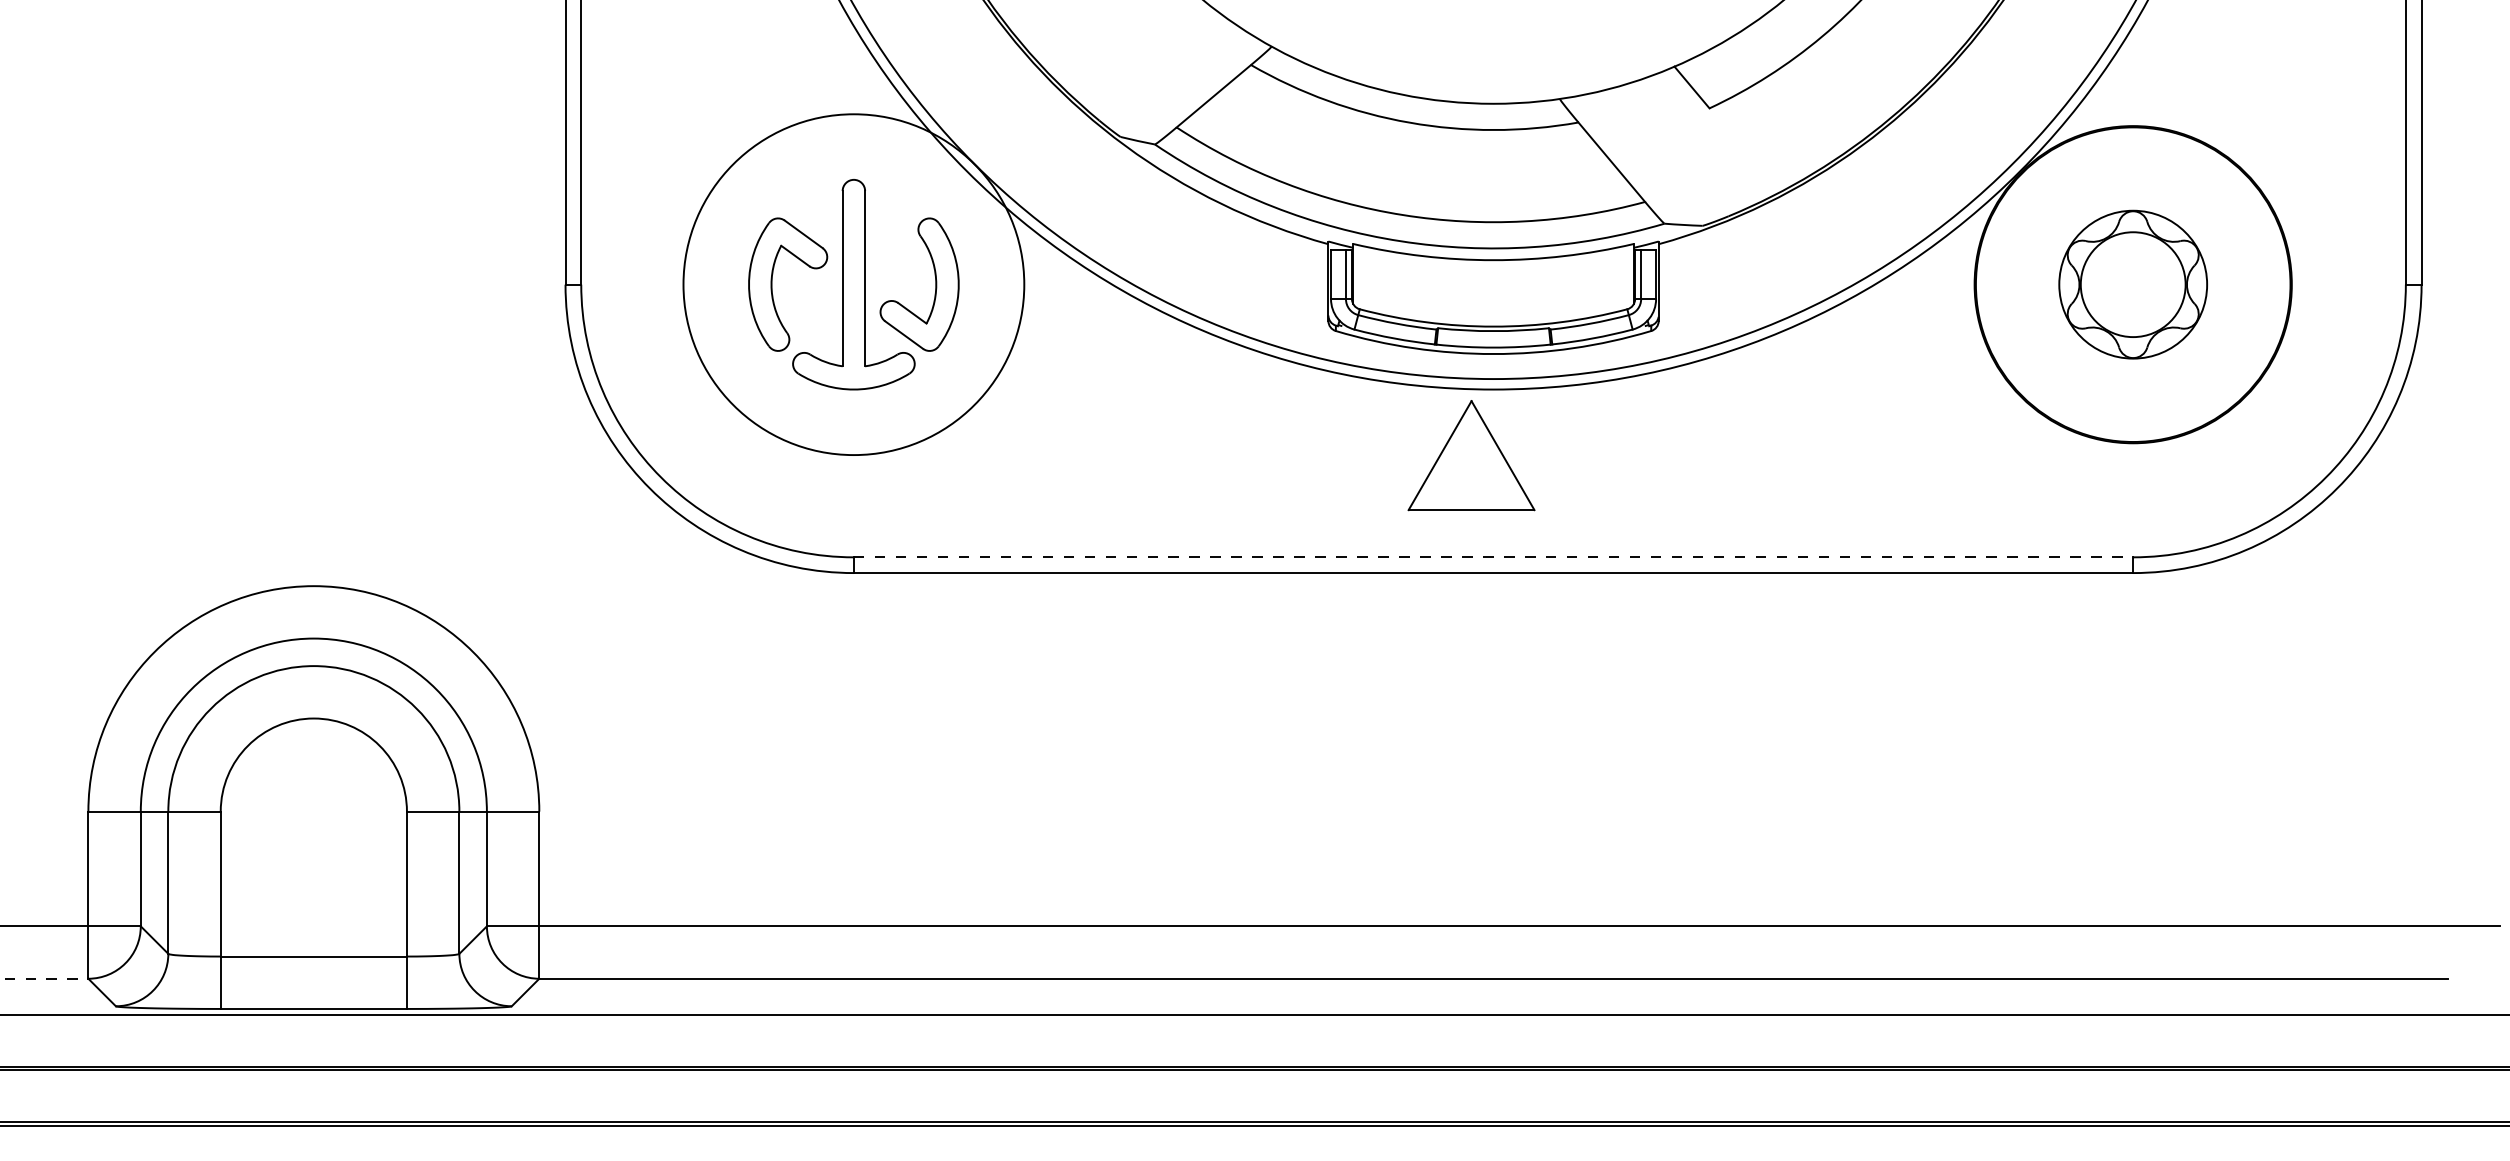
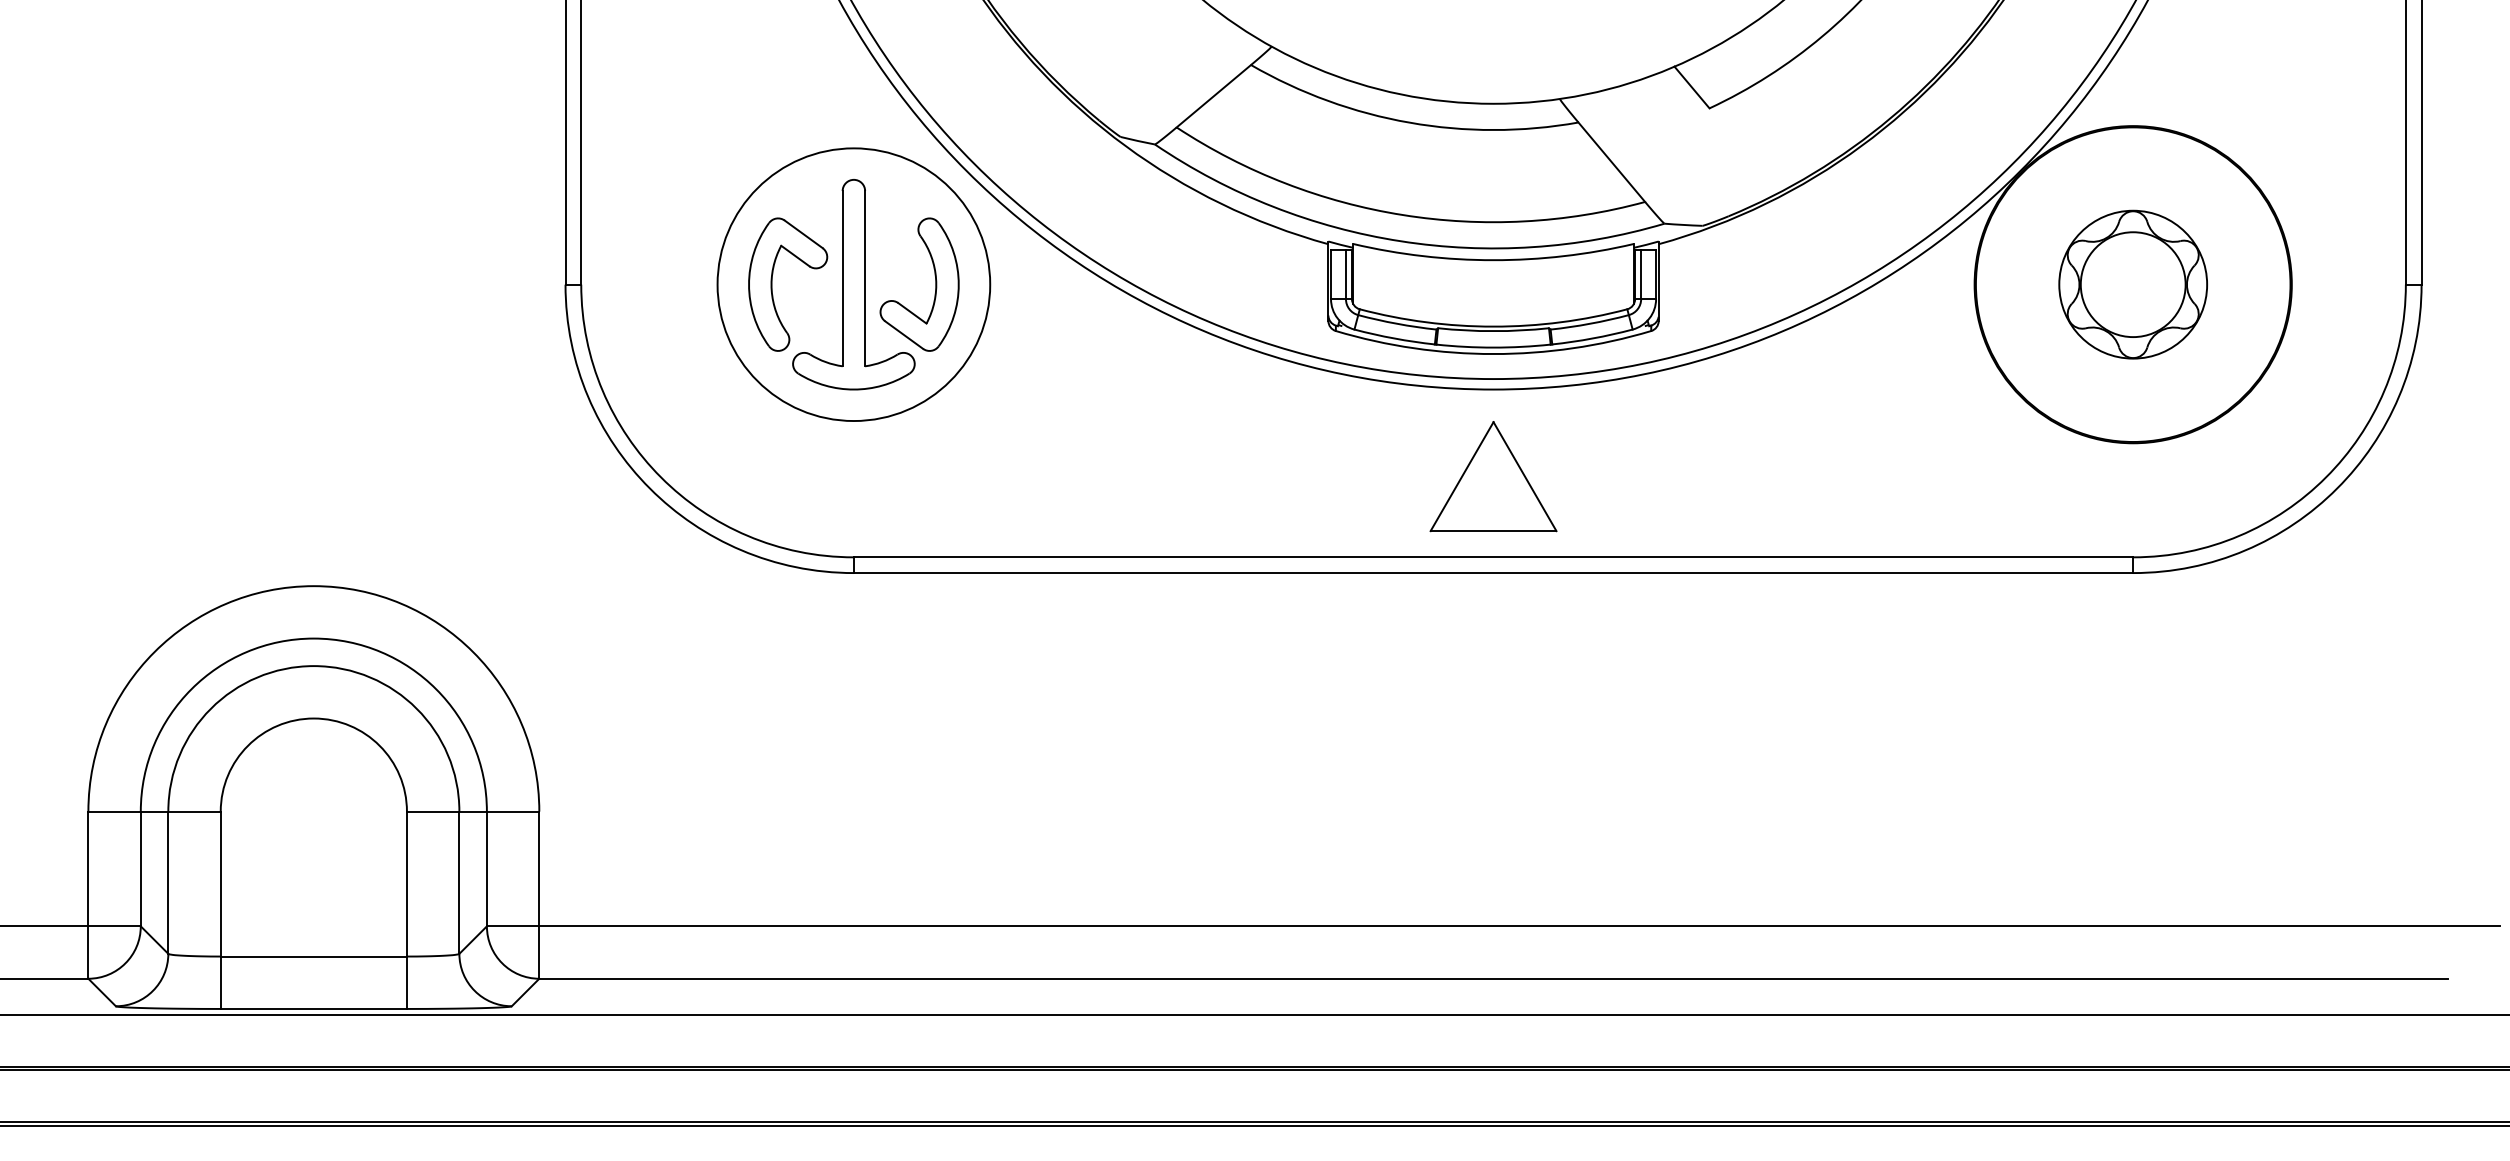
circle diameter: 341 px -> 273 px (853, 284)
part position: (1471, 455) -> (1493, 476) (1493, 476)
line: dashed -> solid (1493, 557)
line: dashed -> solid (44, 978)
